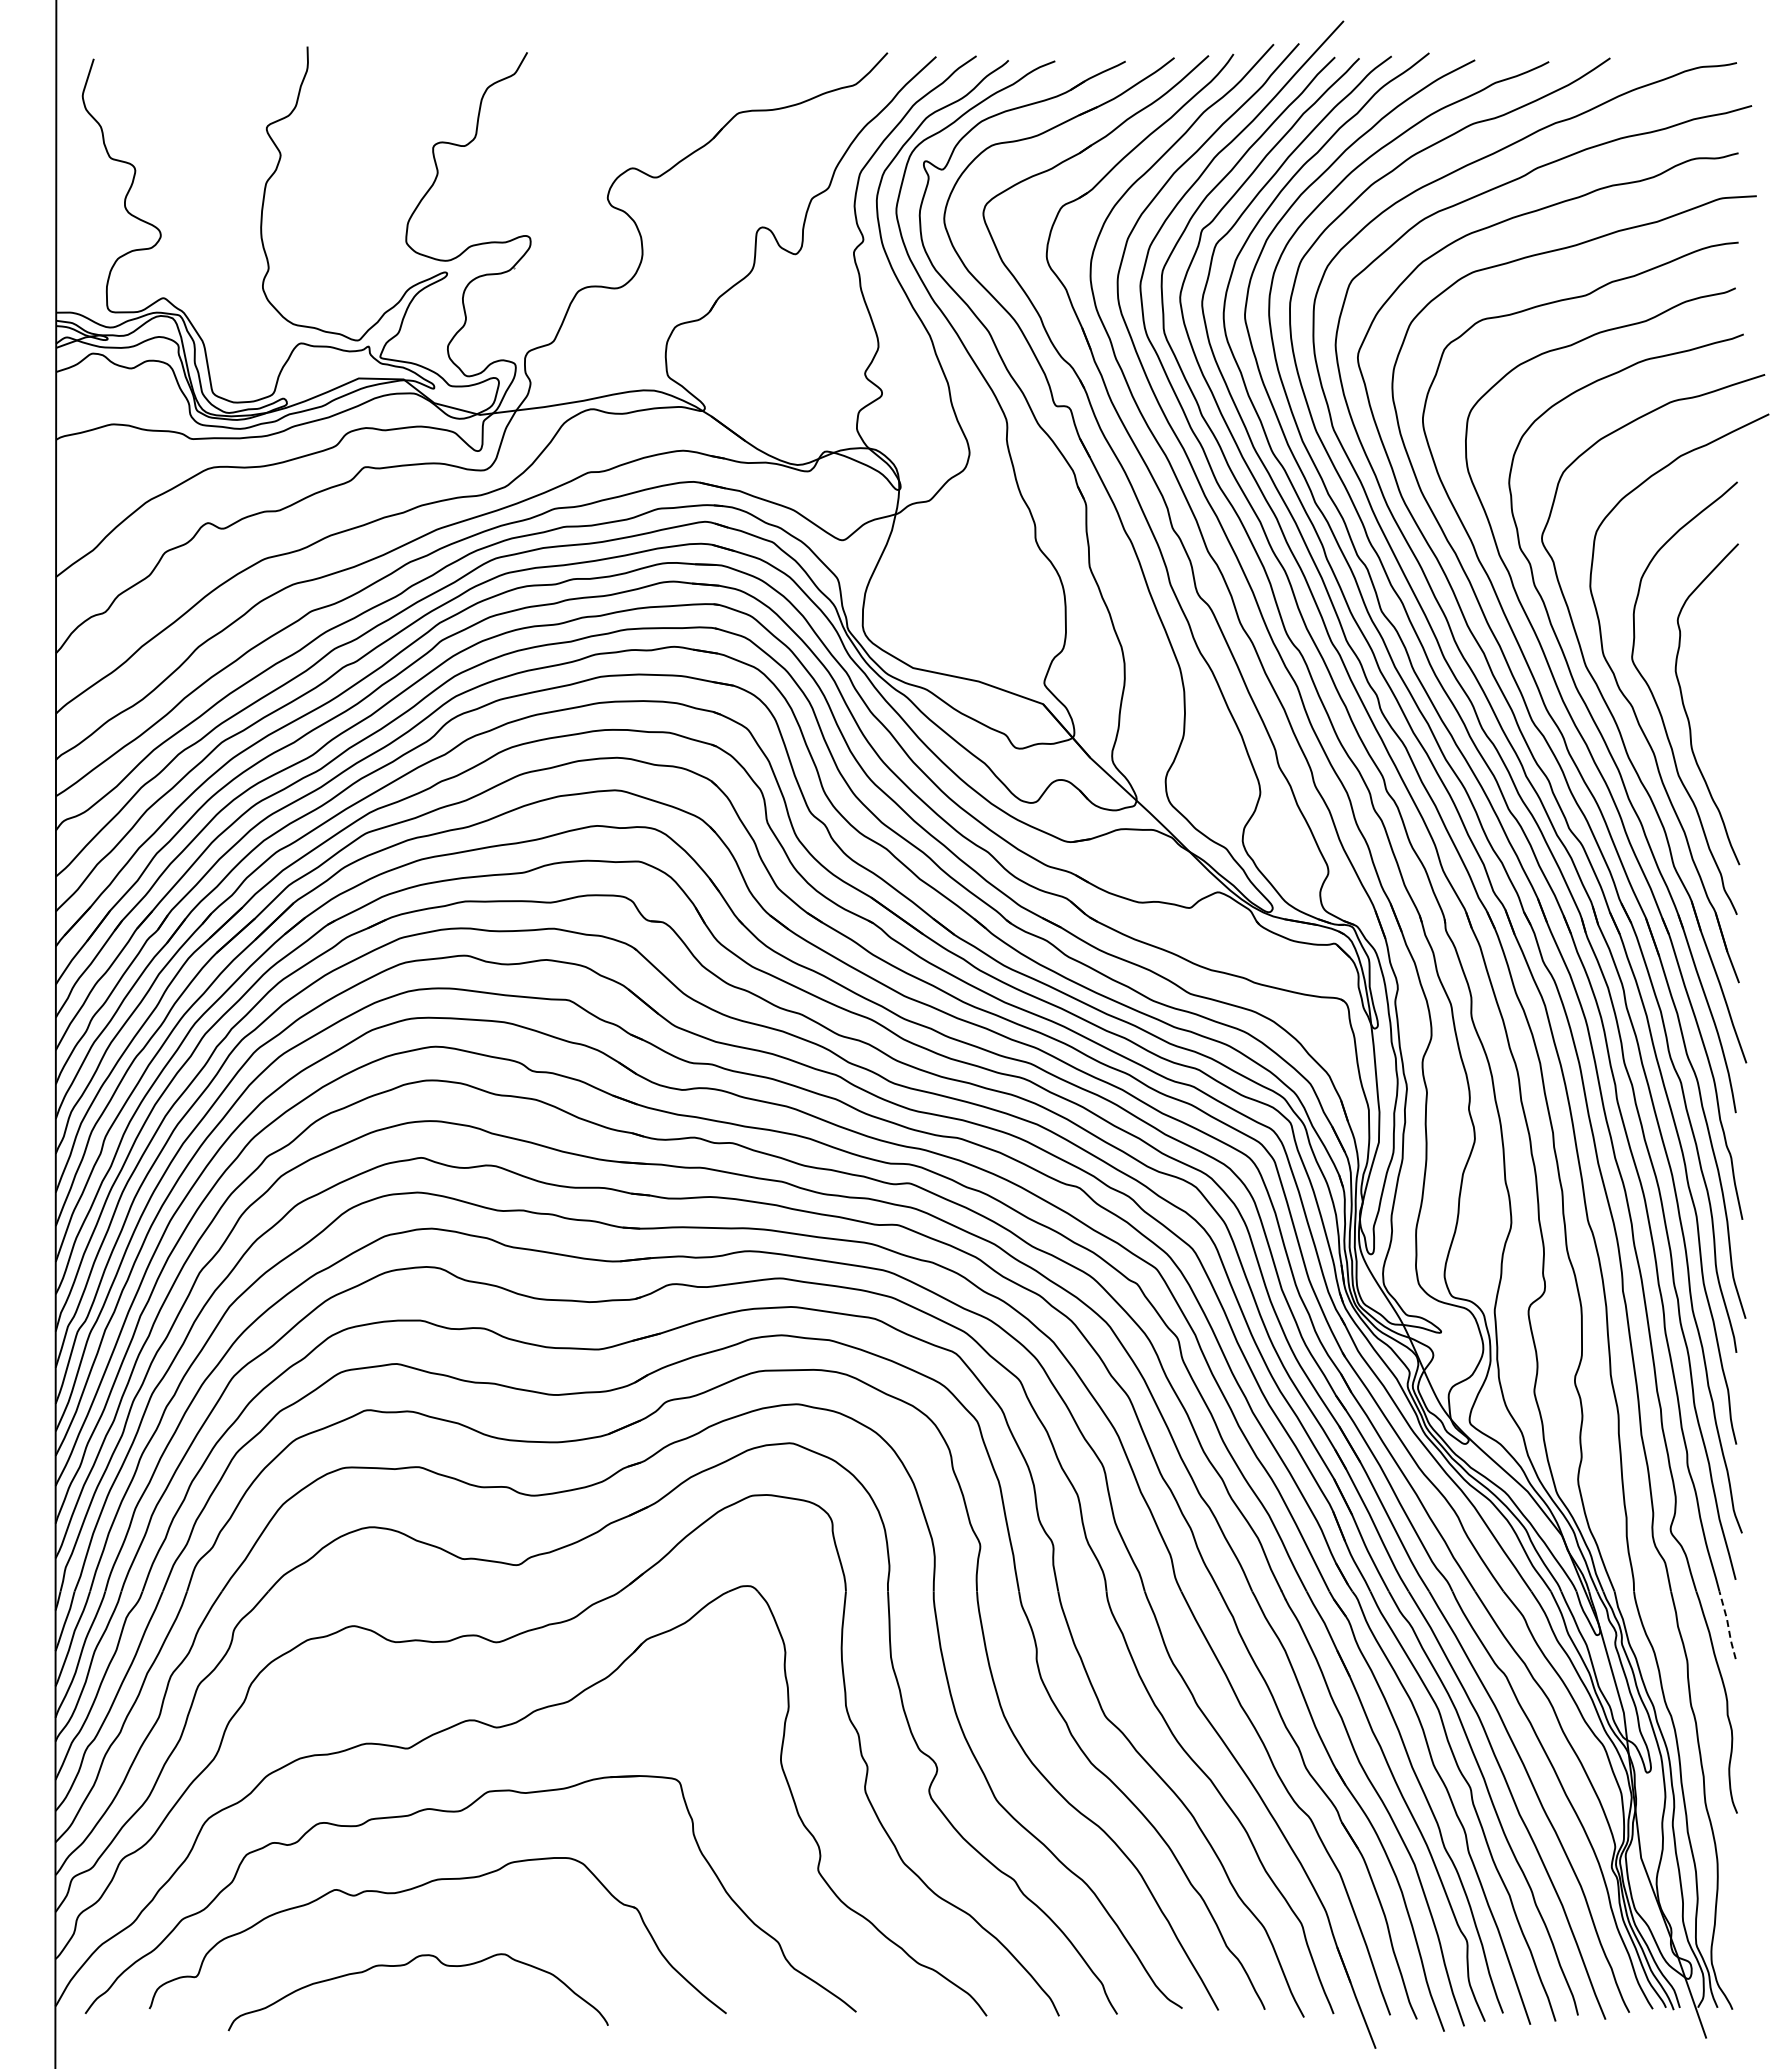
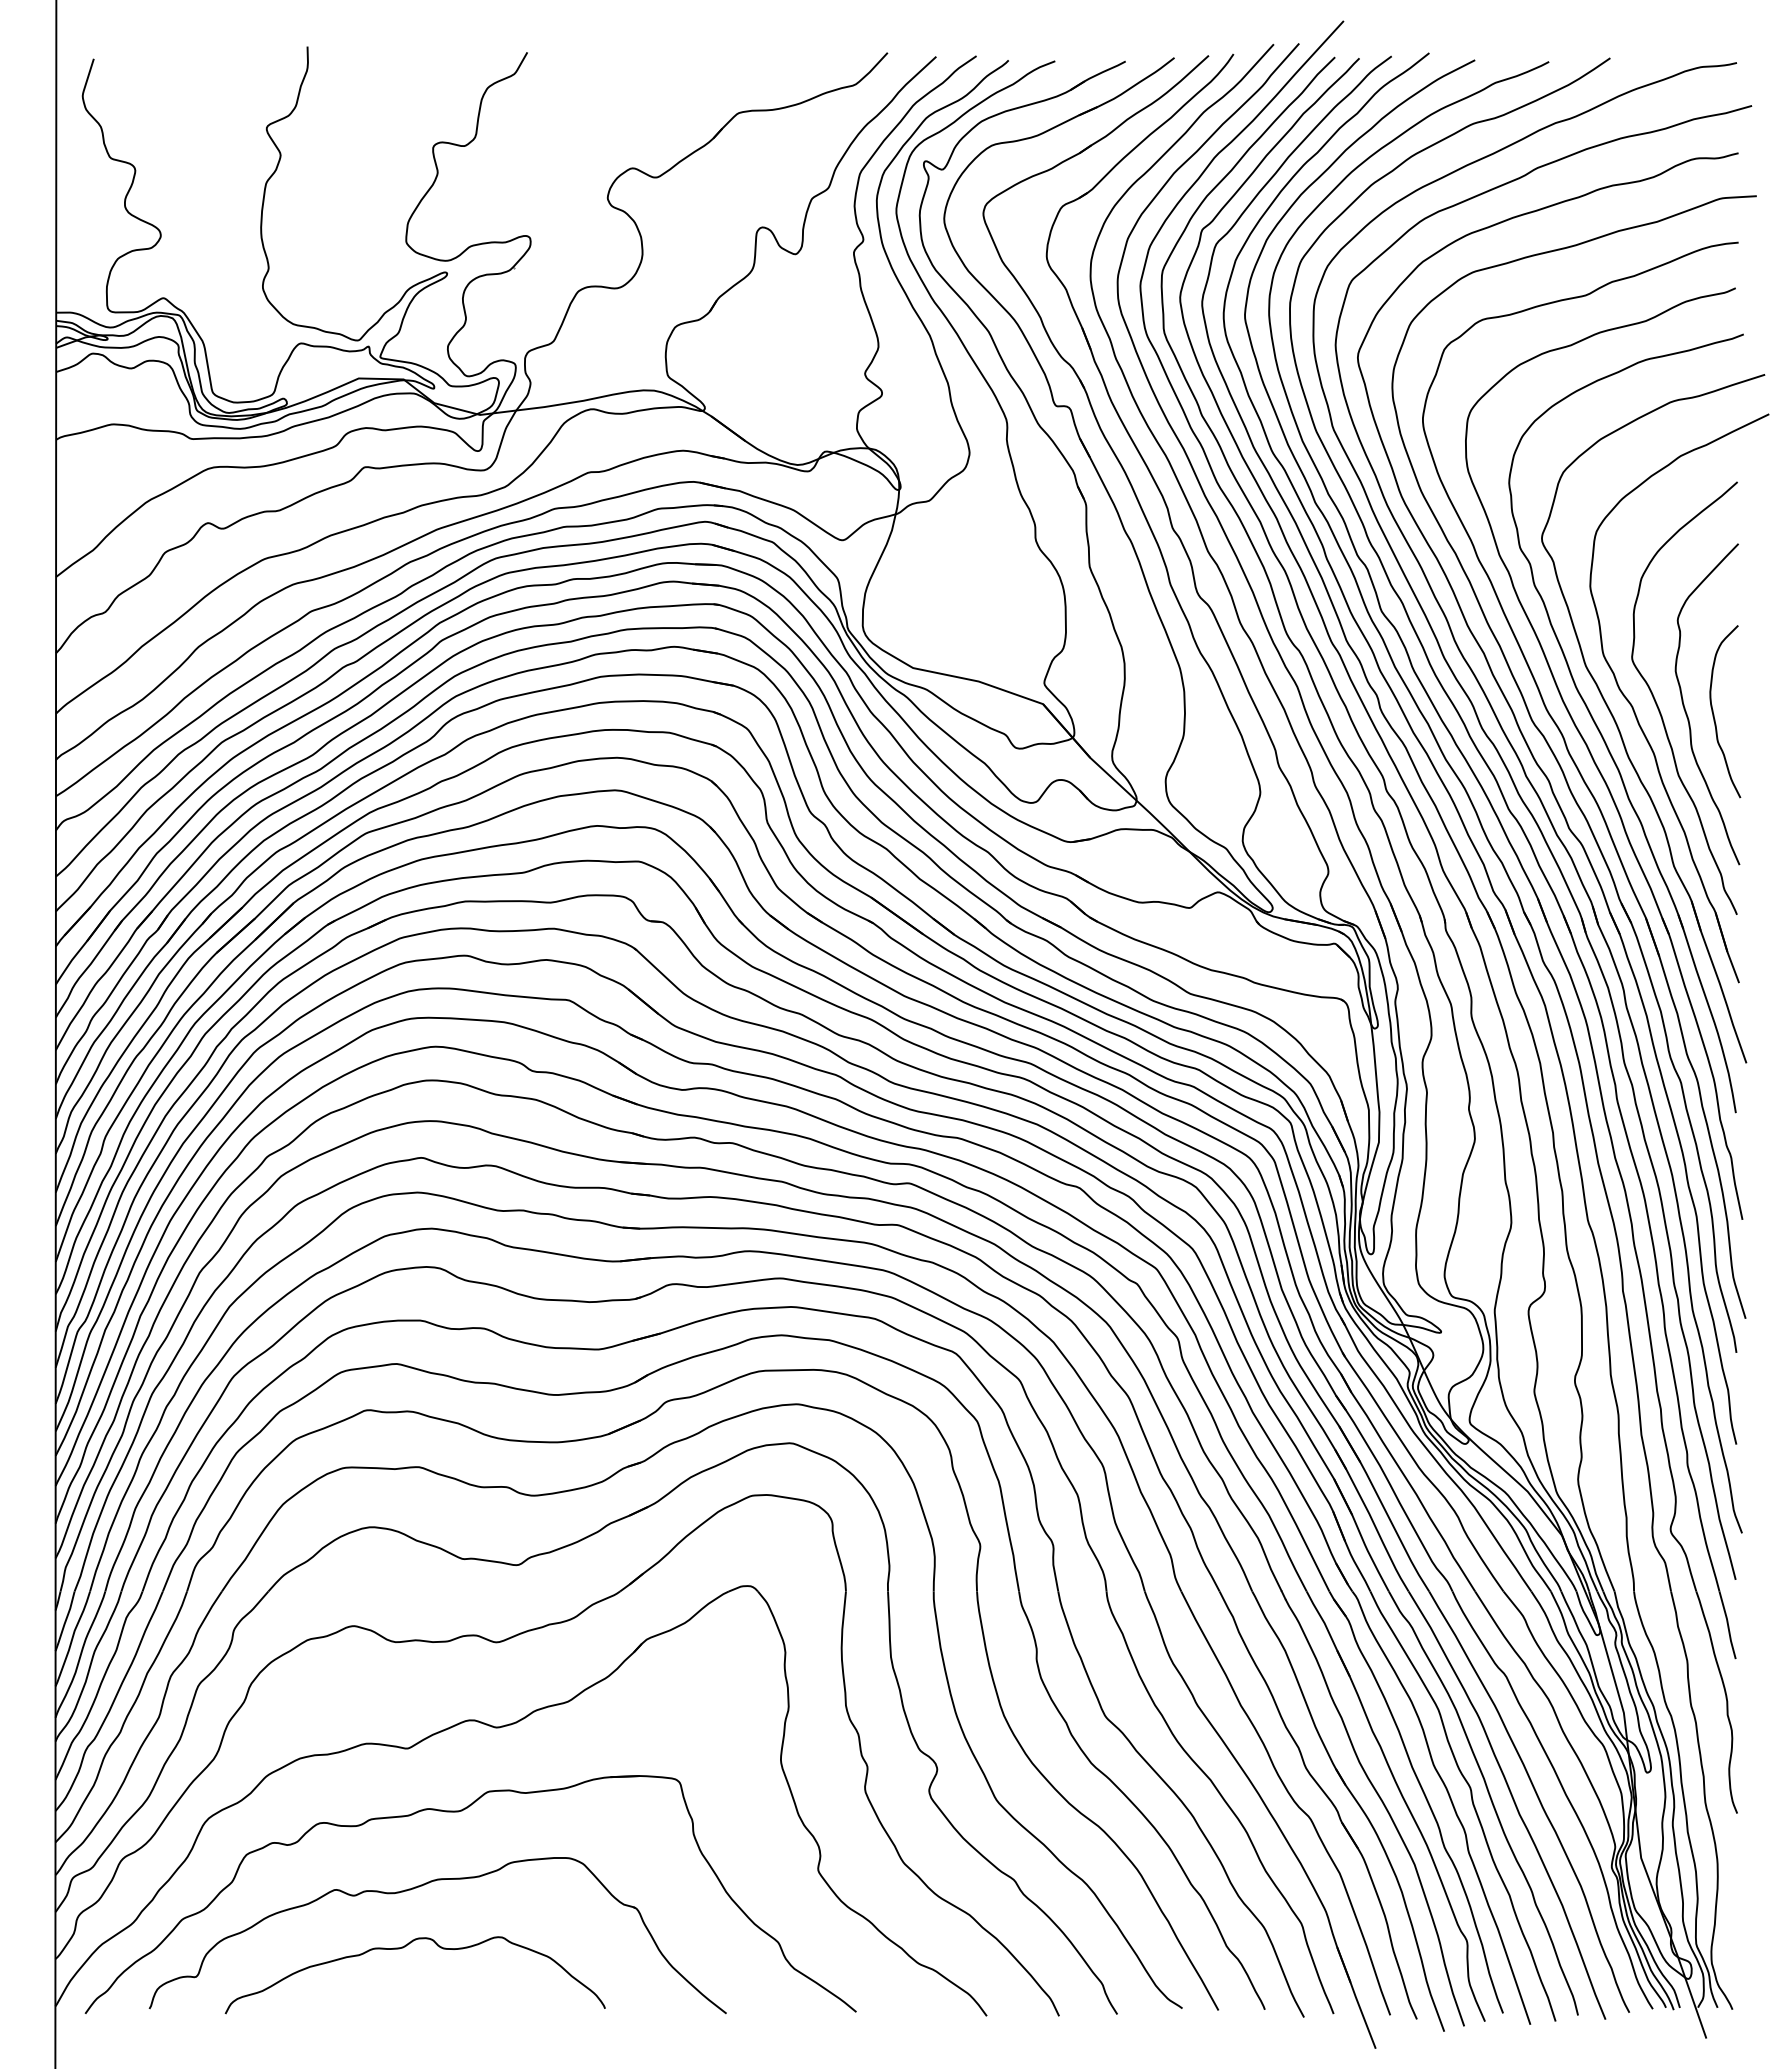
curve: none -> present (1714, 714)
line: dashed -> solid (1728, 1624)
curve position: (406, 1965) -> (403, 1948) (403, 1948)
